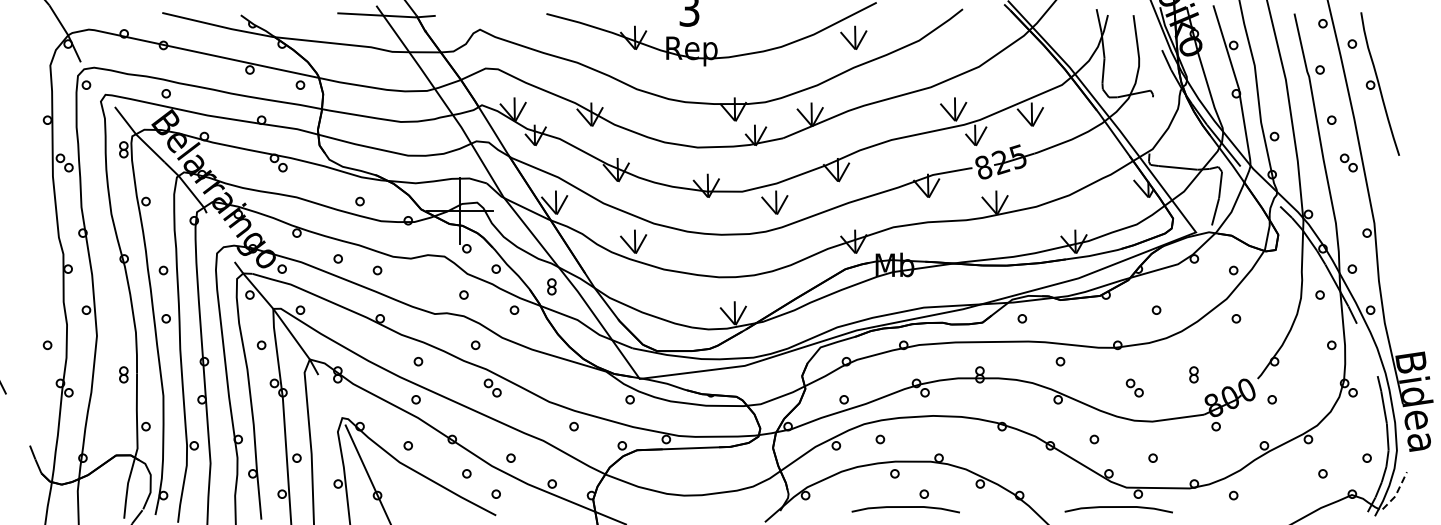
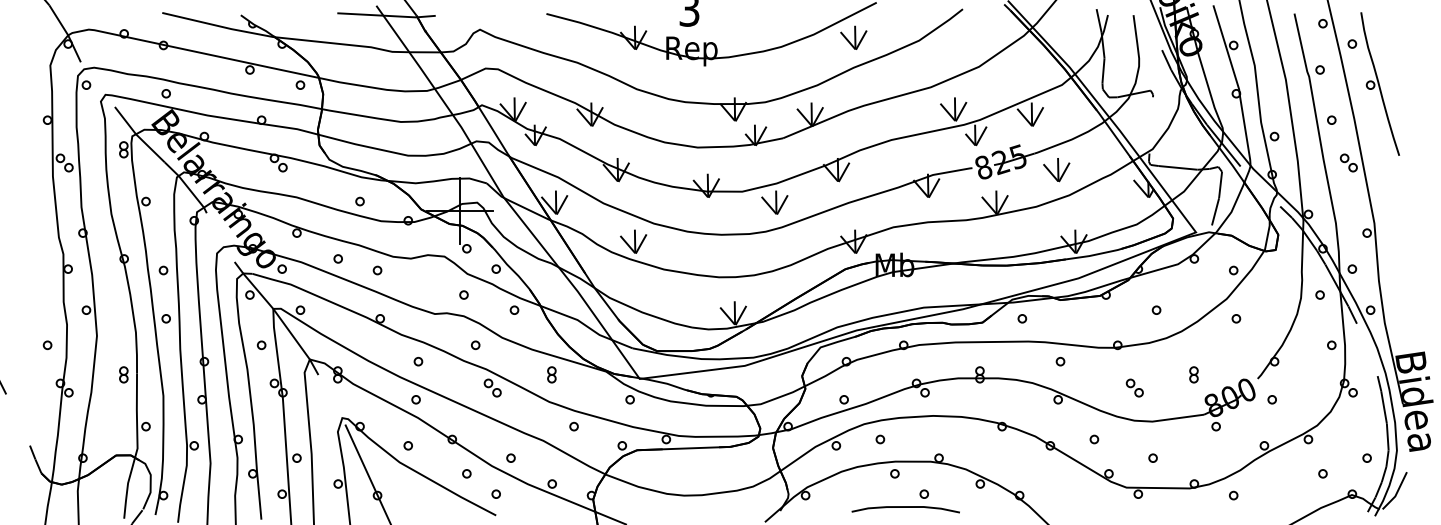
part: none -> present (1056, 170)
part position: (551, 286) -> (551, 374) (551, 374)
line: dashed -> solid (1397, 492)
curve: present -> none (1118, 507)
